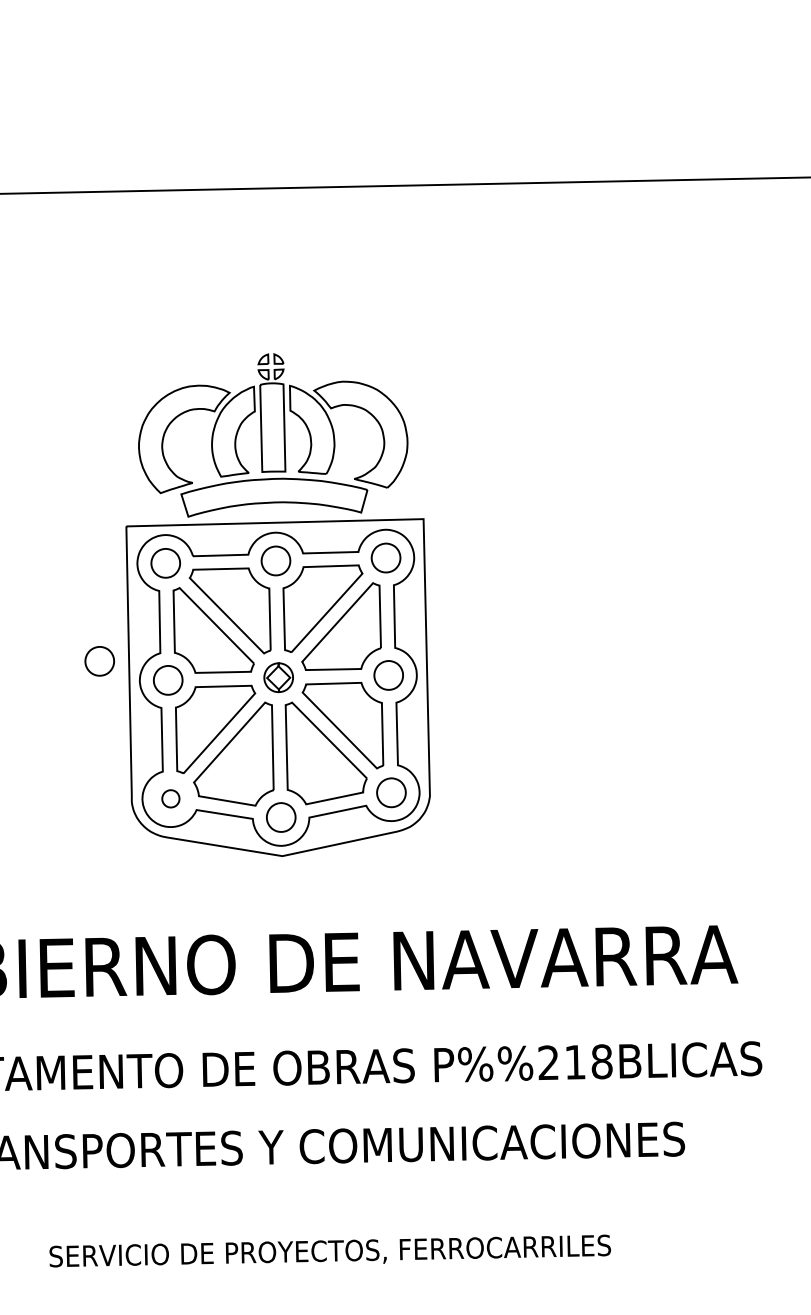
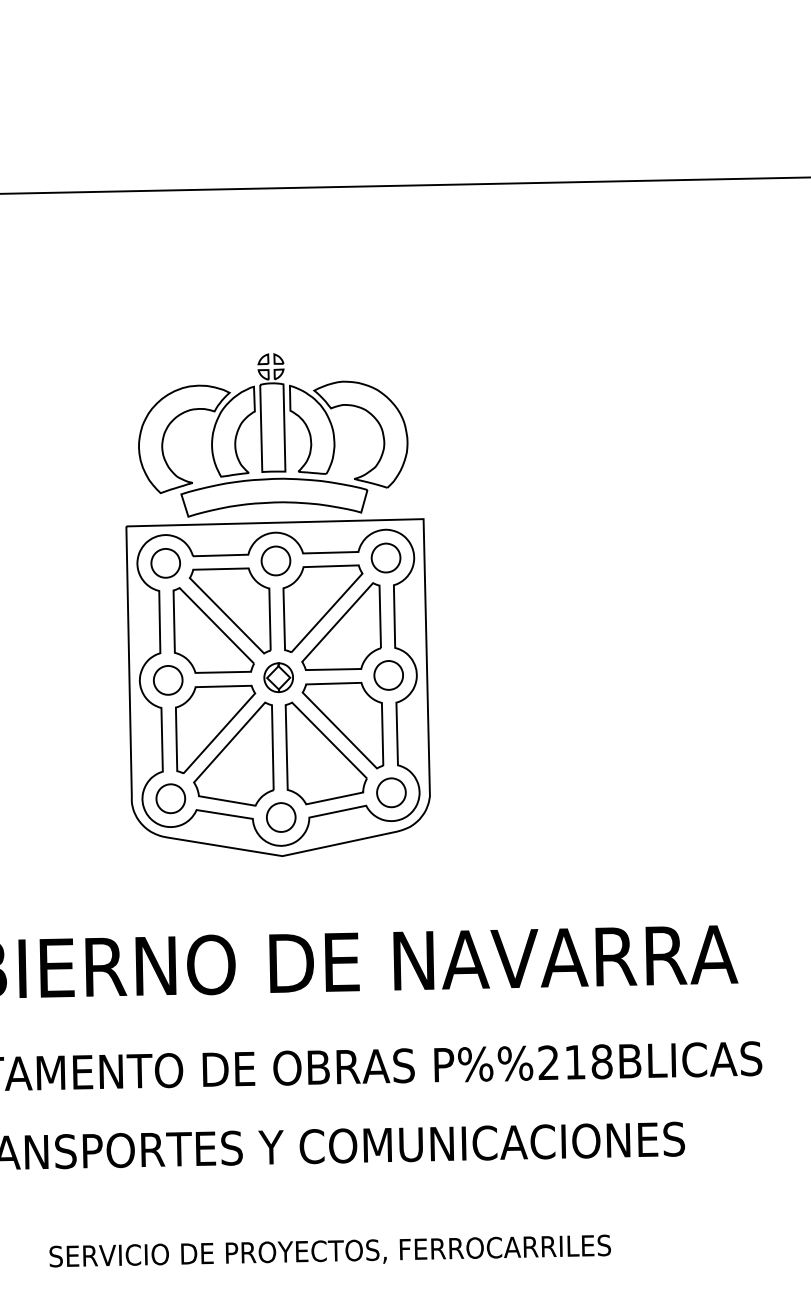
part: present -> none (99, 661)
part size: 20x20 px -> 32x32 px (170, 798)
